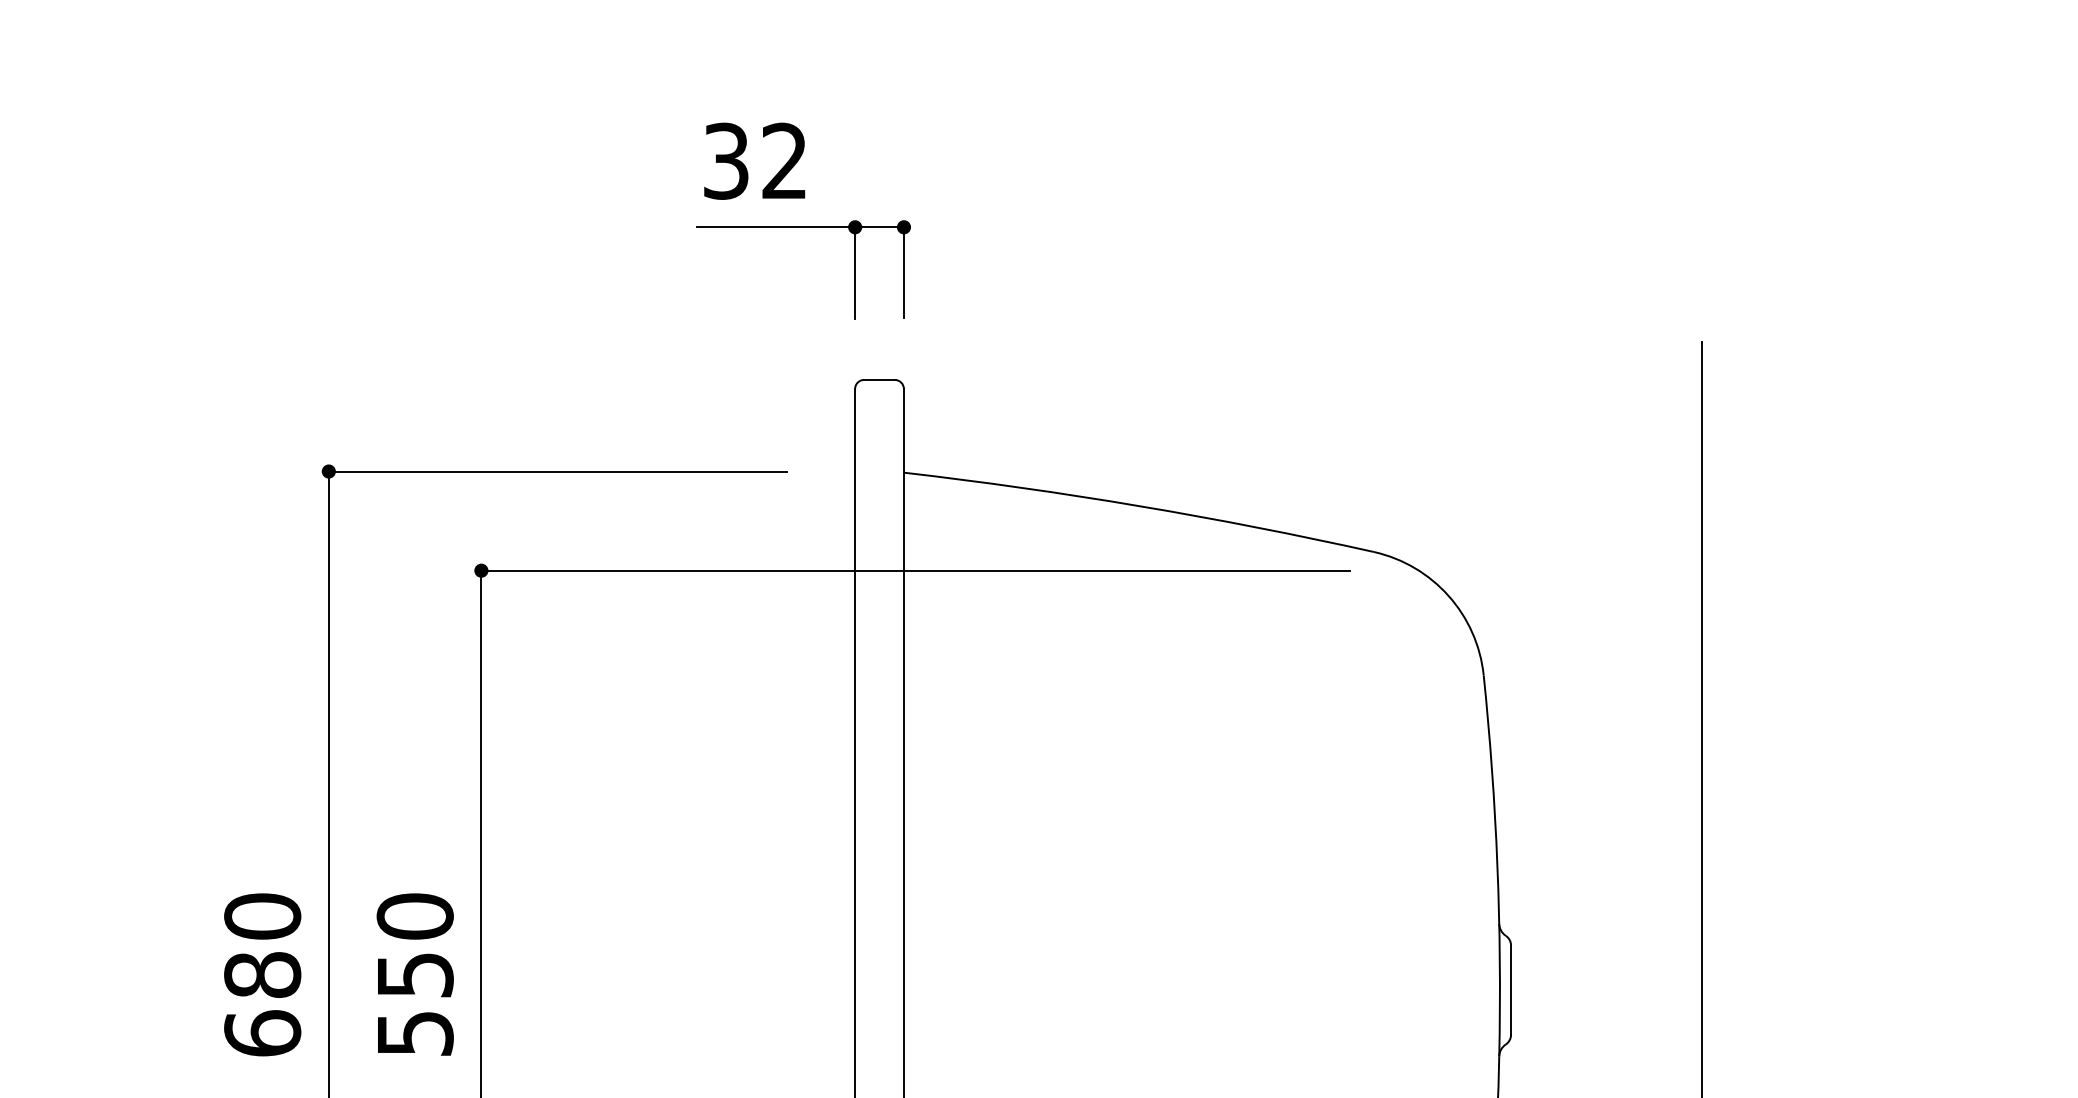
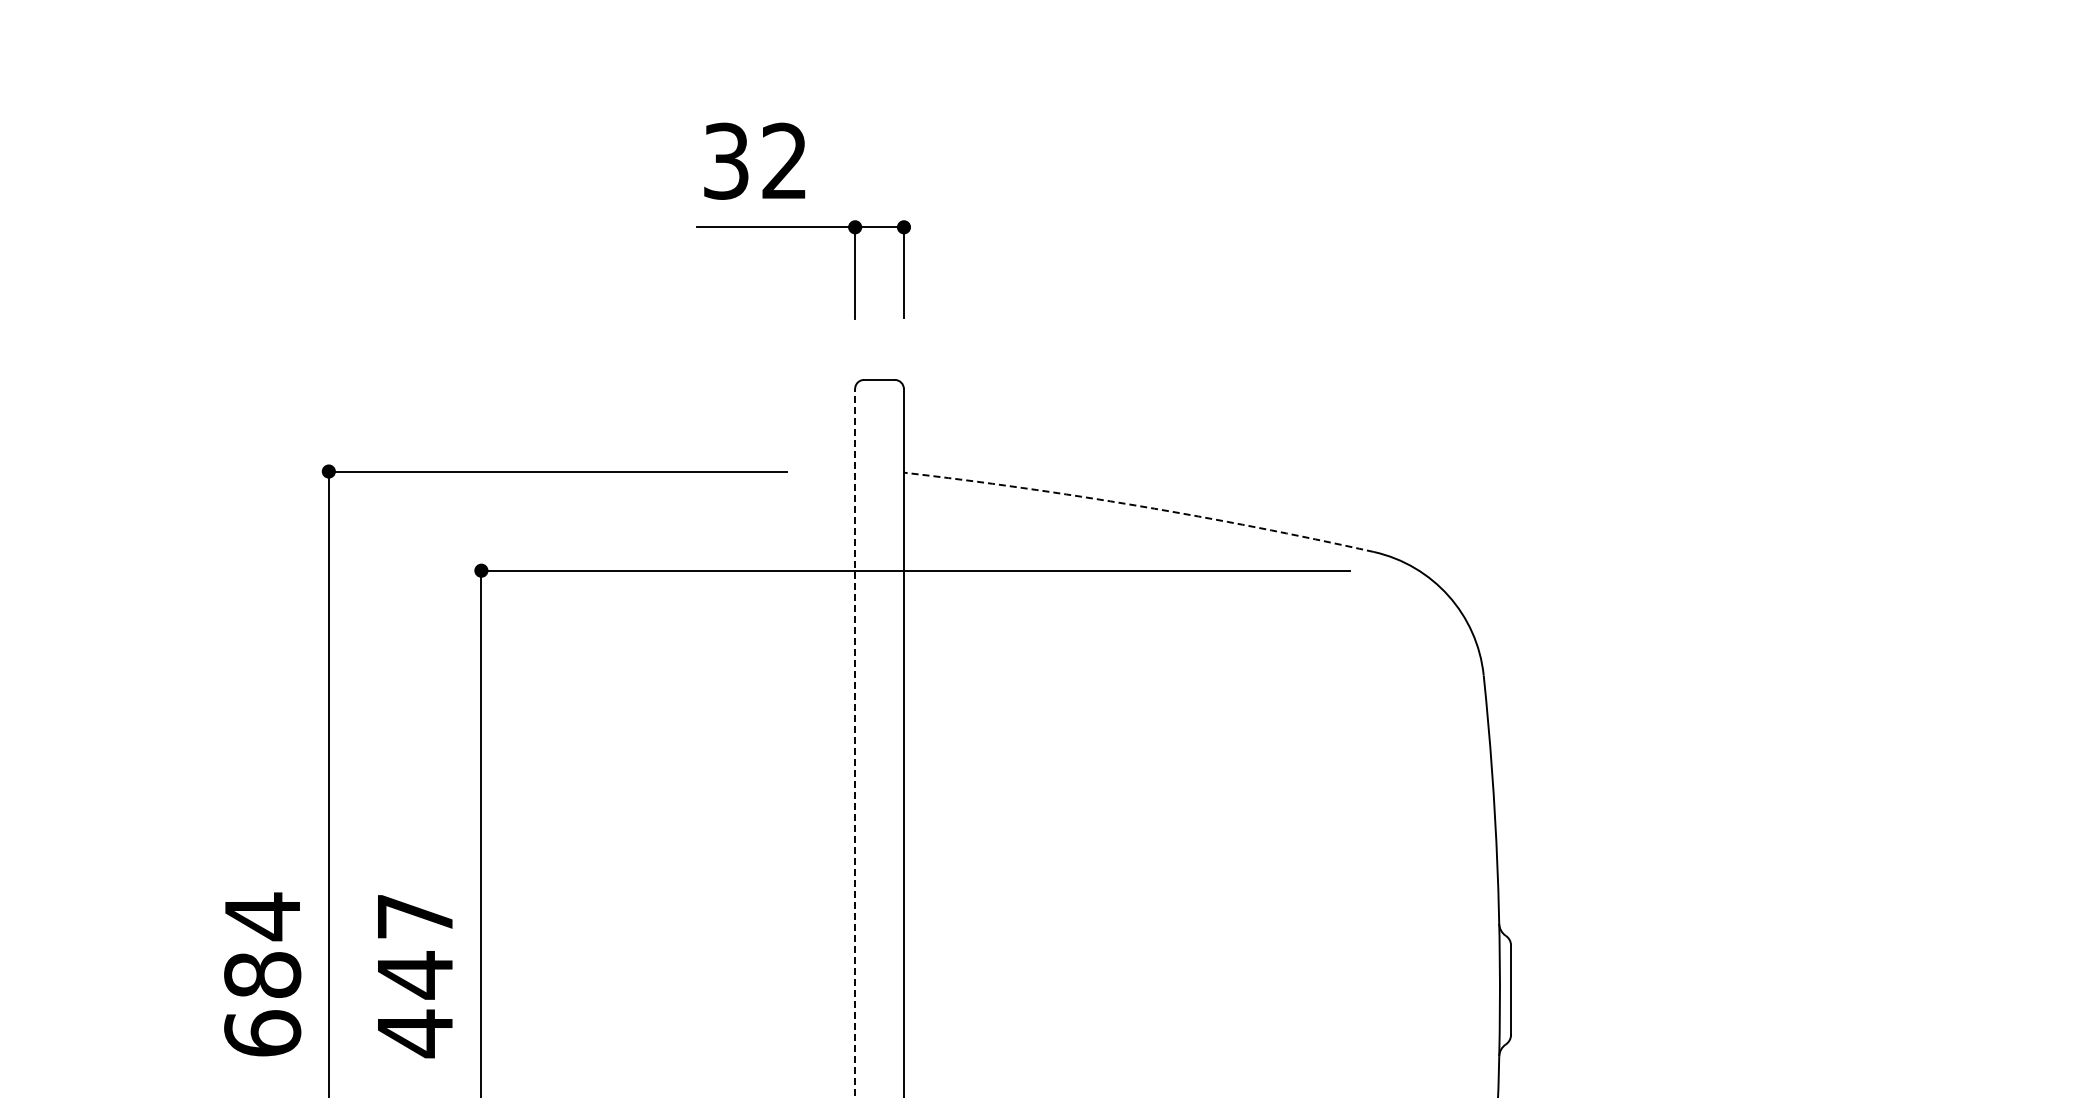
arc: solid -> dashed (1139, 506)
line: present -> none (1701, 717)
line: solid -> dashed (855, 742)
text: 680 -> 684 (262, 916)
text: 550 -> 447 (414, 975)
